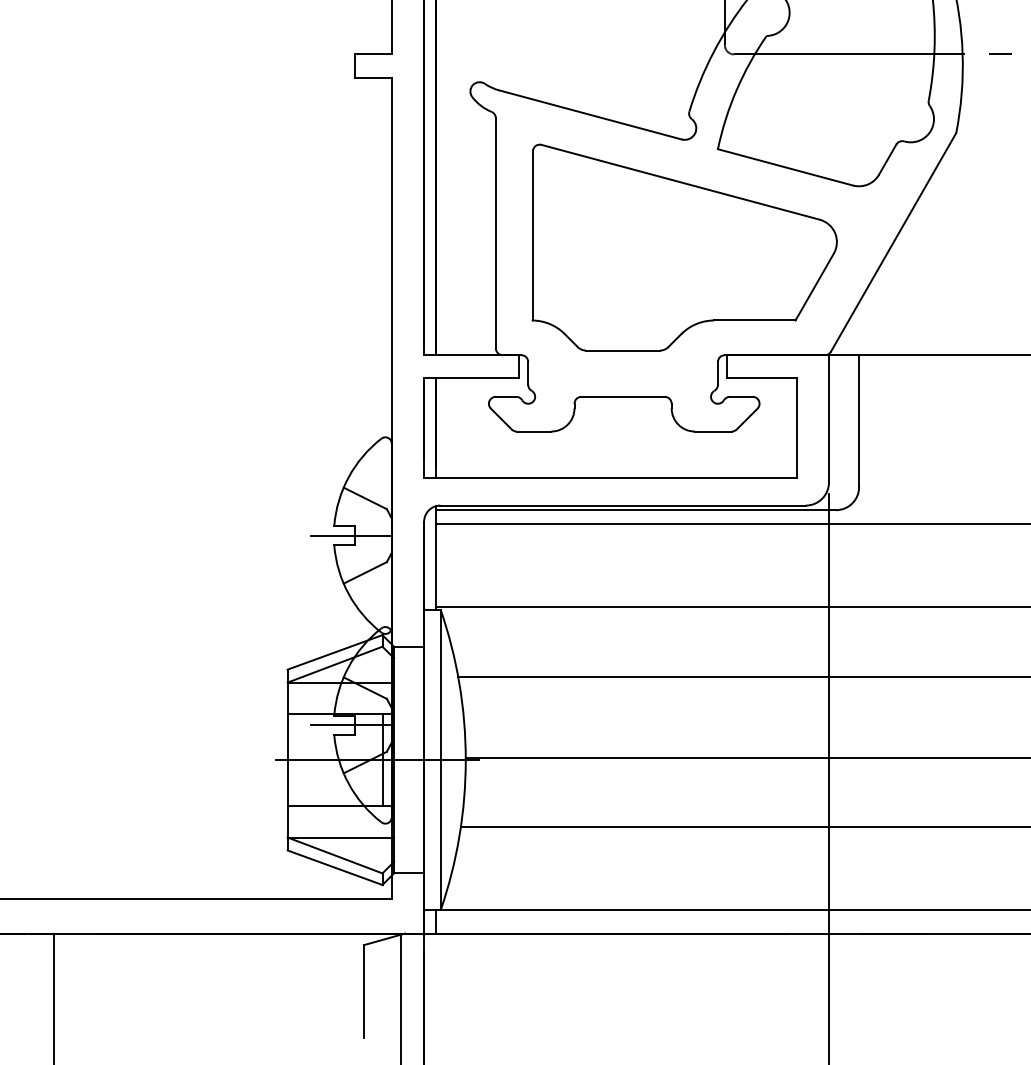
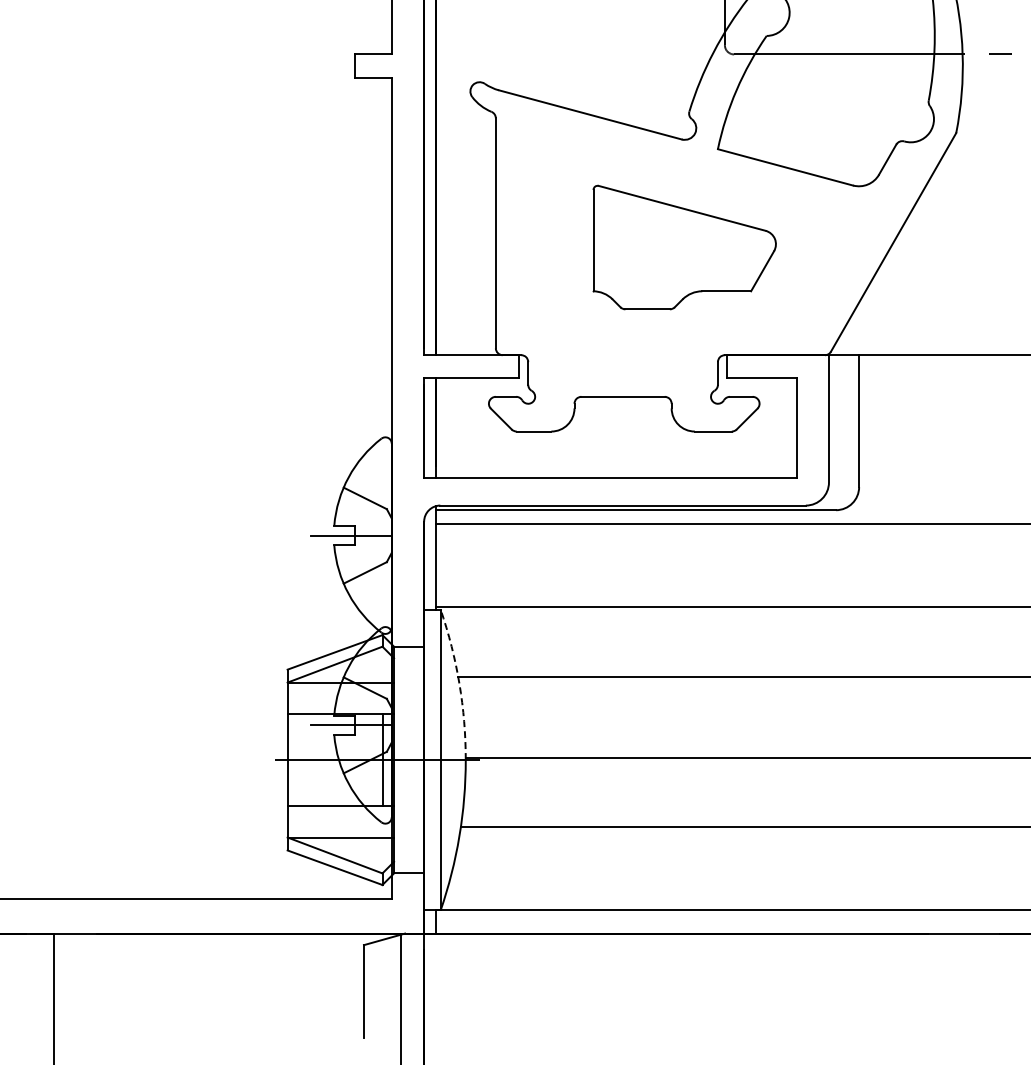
part size: 307x209 px -> 185x127 px (684, 247)
arc: solid -> dashed (459, 683)
line: present -> none (828, 777)
